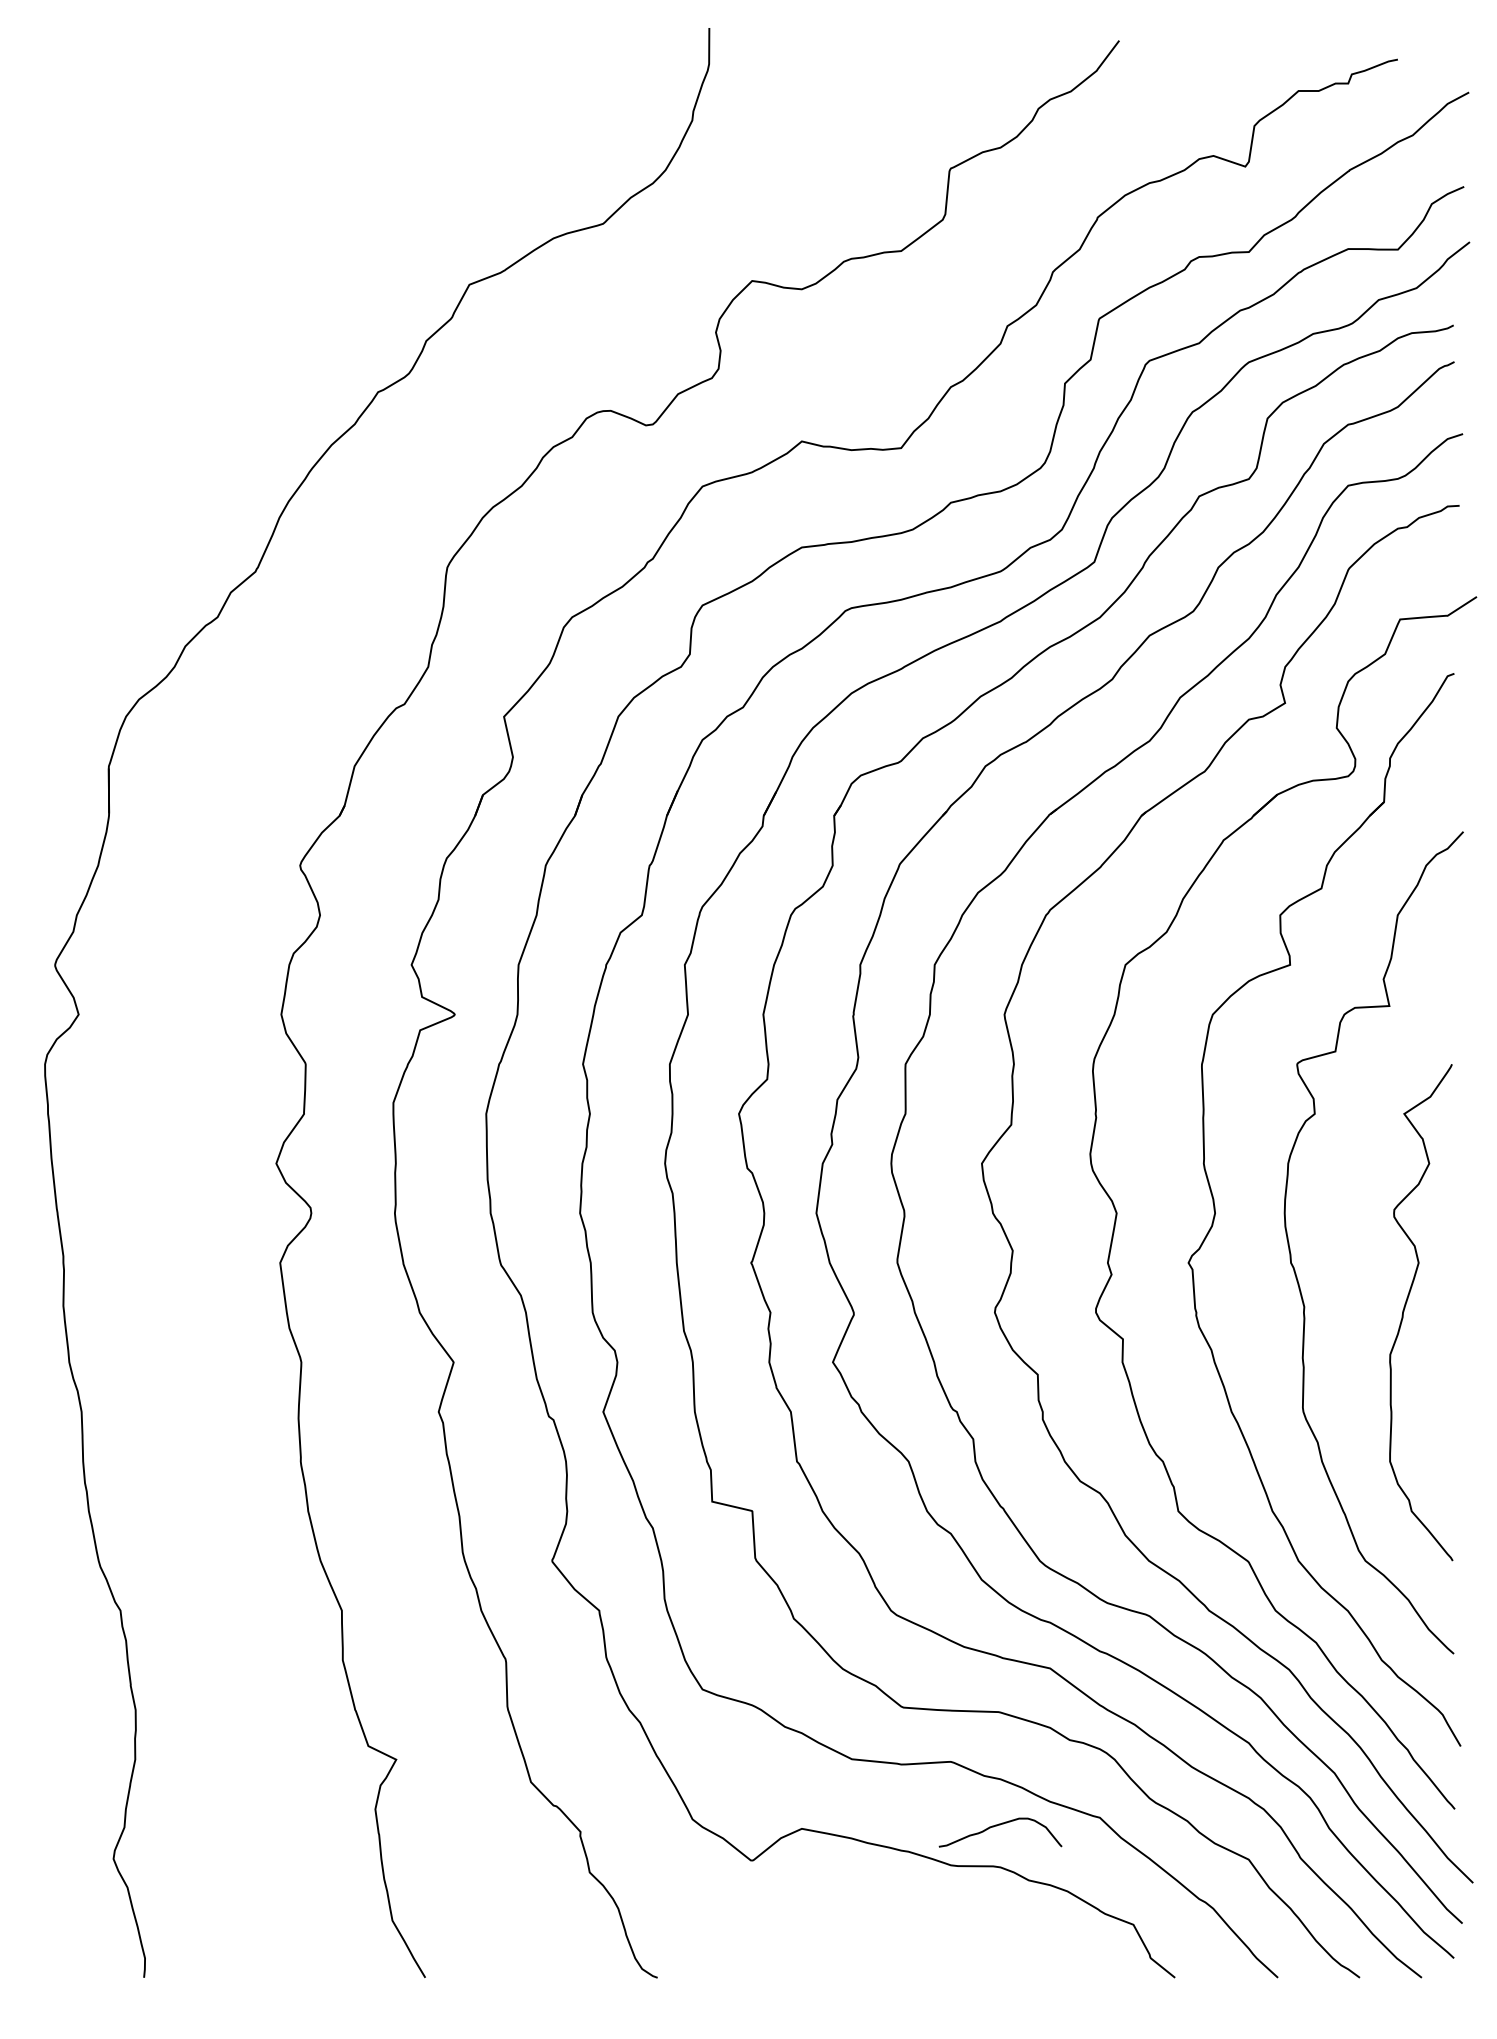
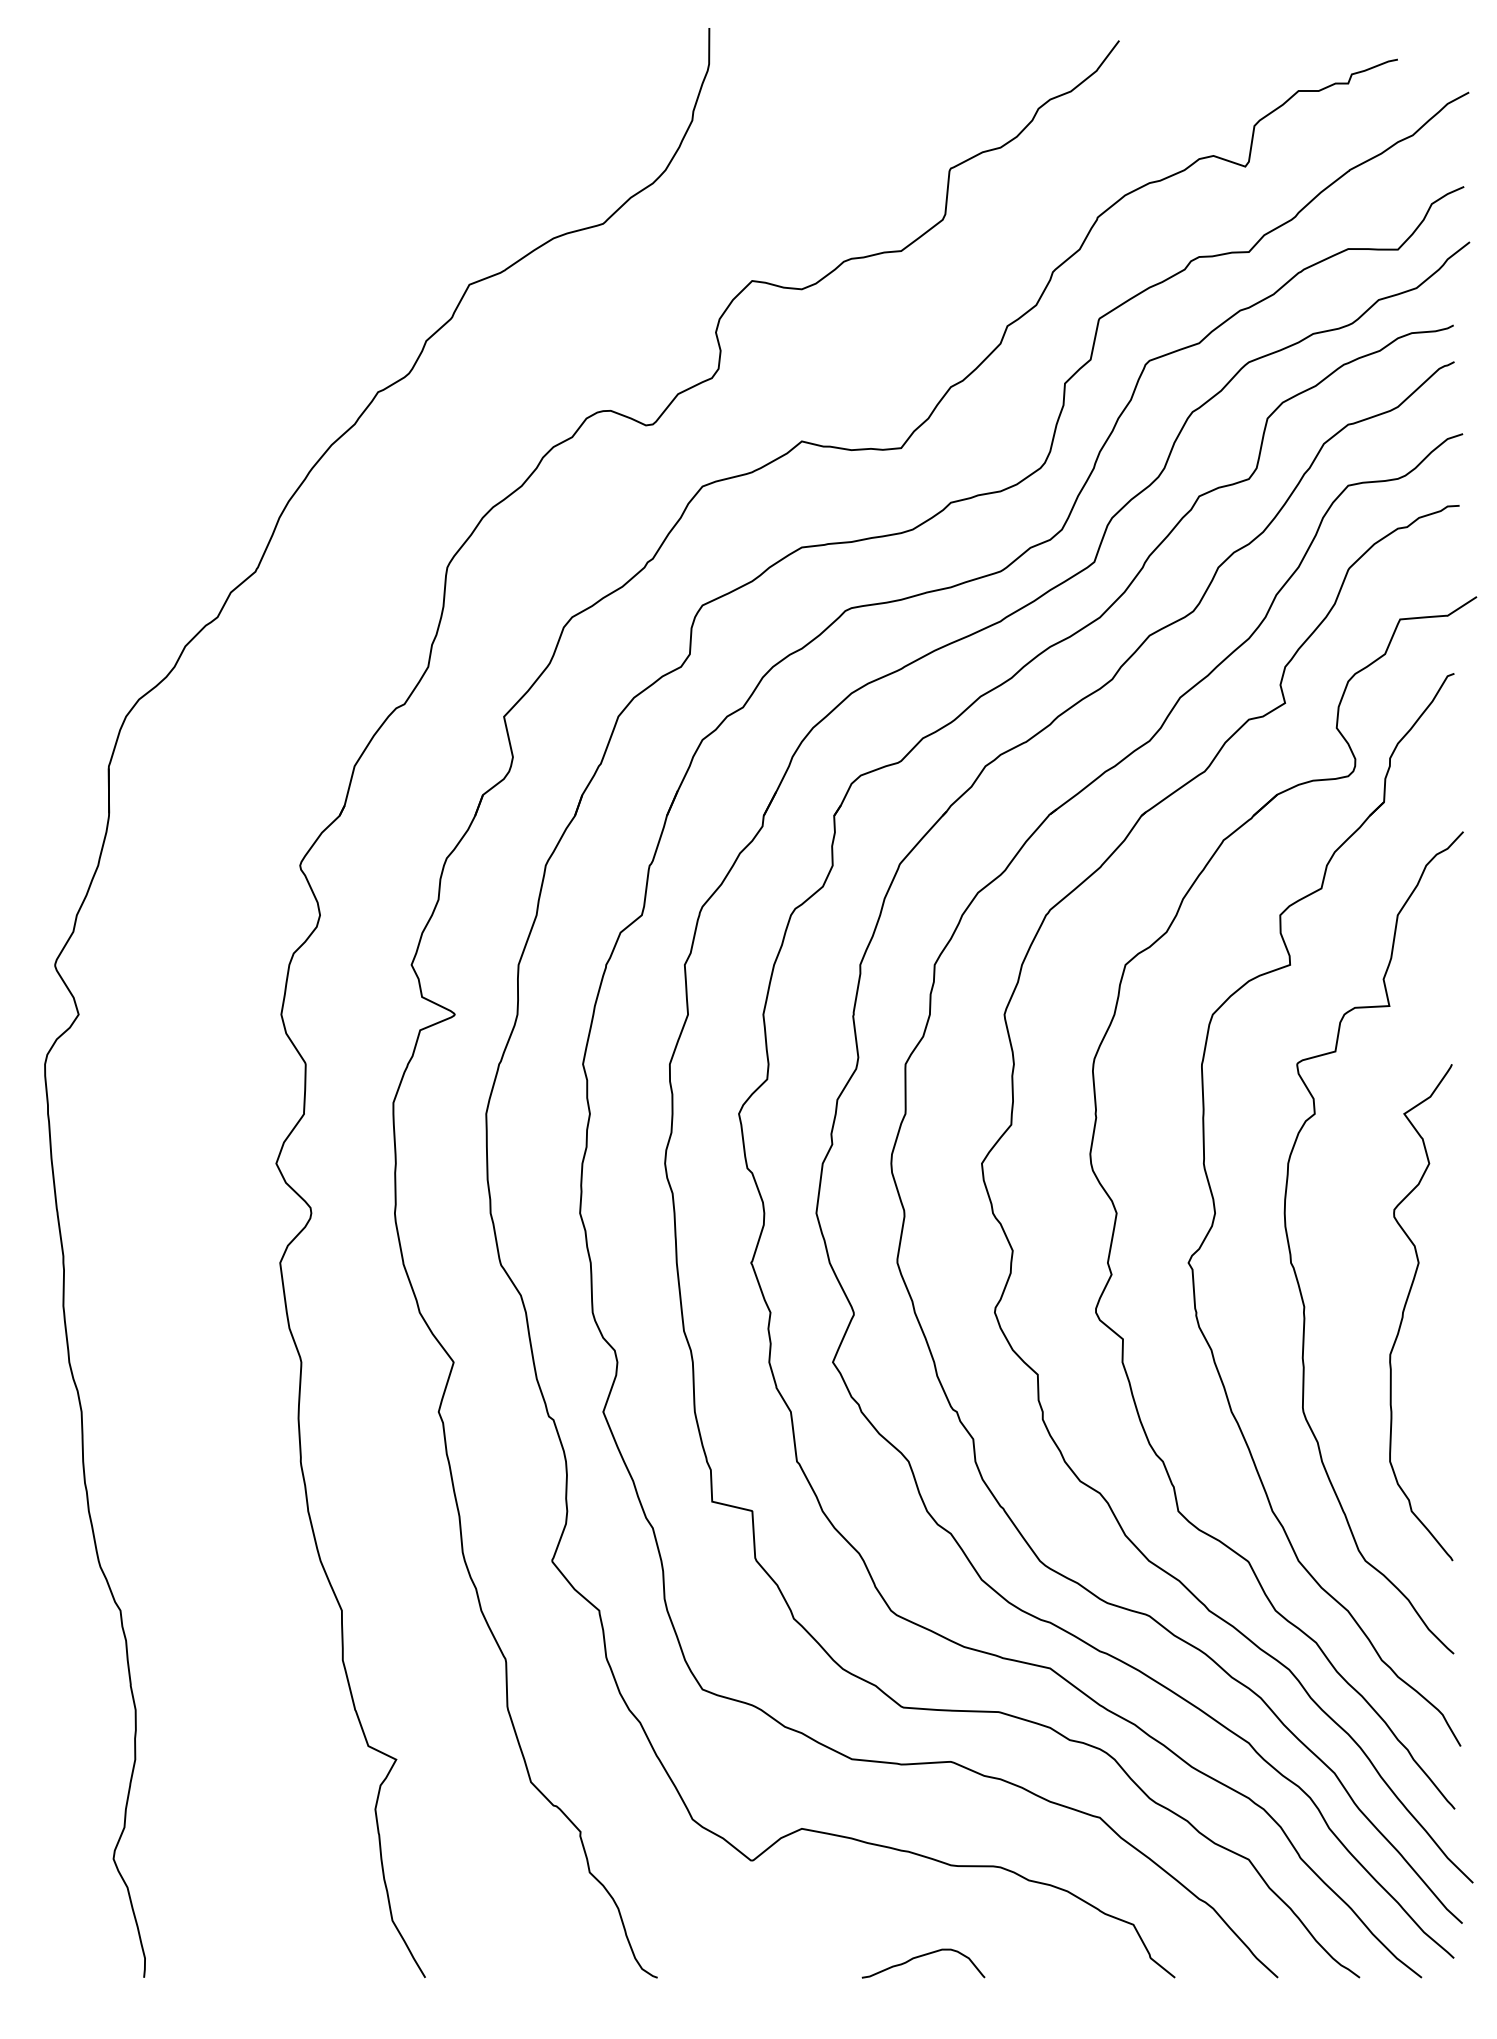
curve position: (997, 1826) -> (920, 1957) (920, 1957)
